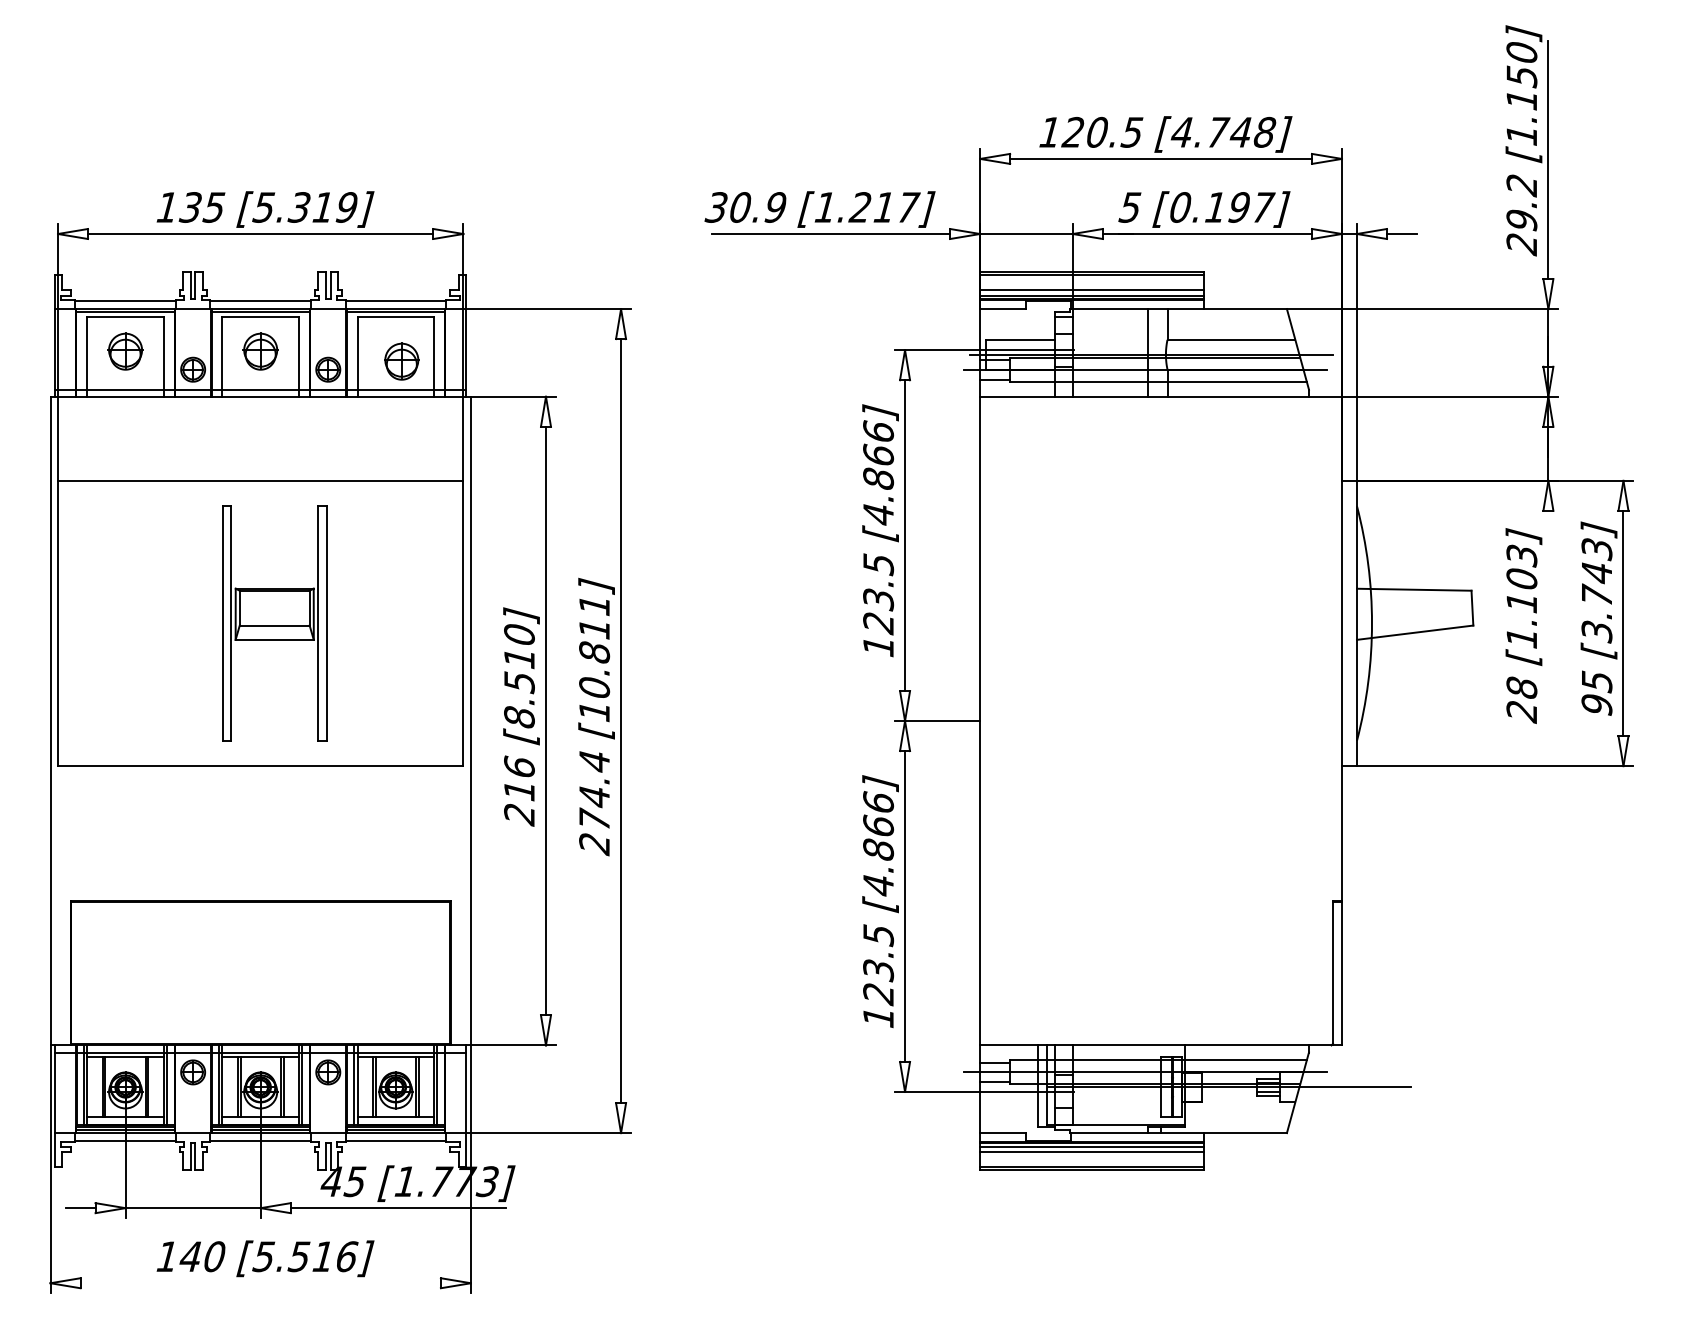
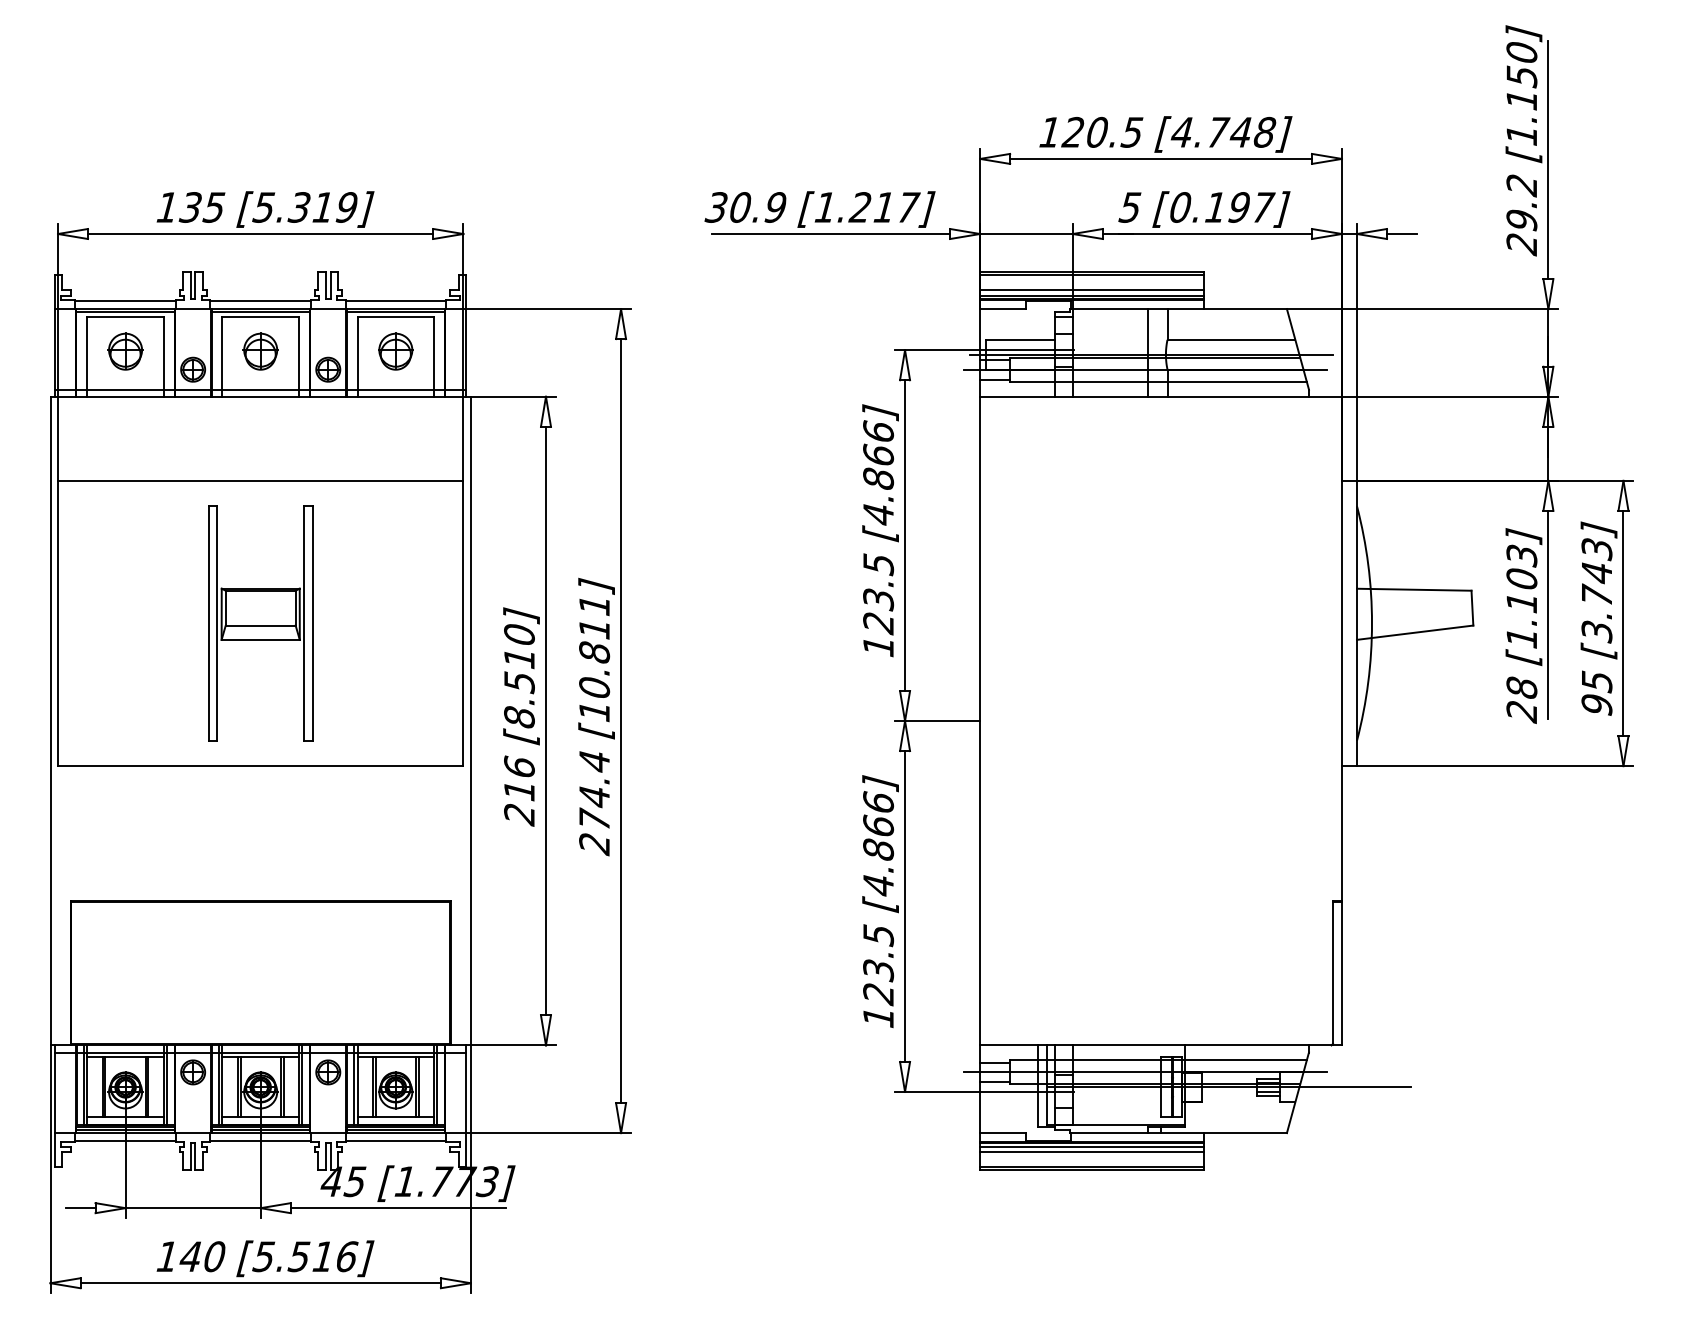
part position: (401, 361) -> (395, 351) (395, 351)
line: none -> present (1548, 614)
part position: (274, 623) -> (260, 623) (260, 623)
line: none -> present (260, 1283)
